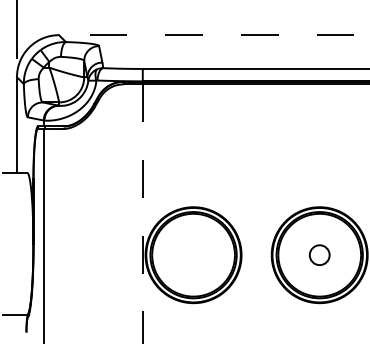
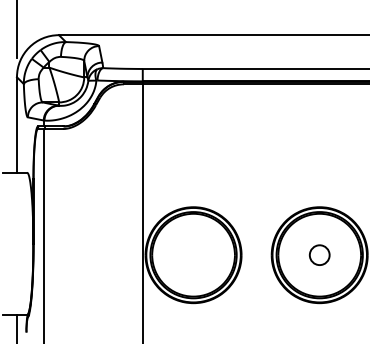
line: dashed -> solid (213, 35)
line: dashed -> solid (142, 214)
line: none -> present (16, 327)
